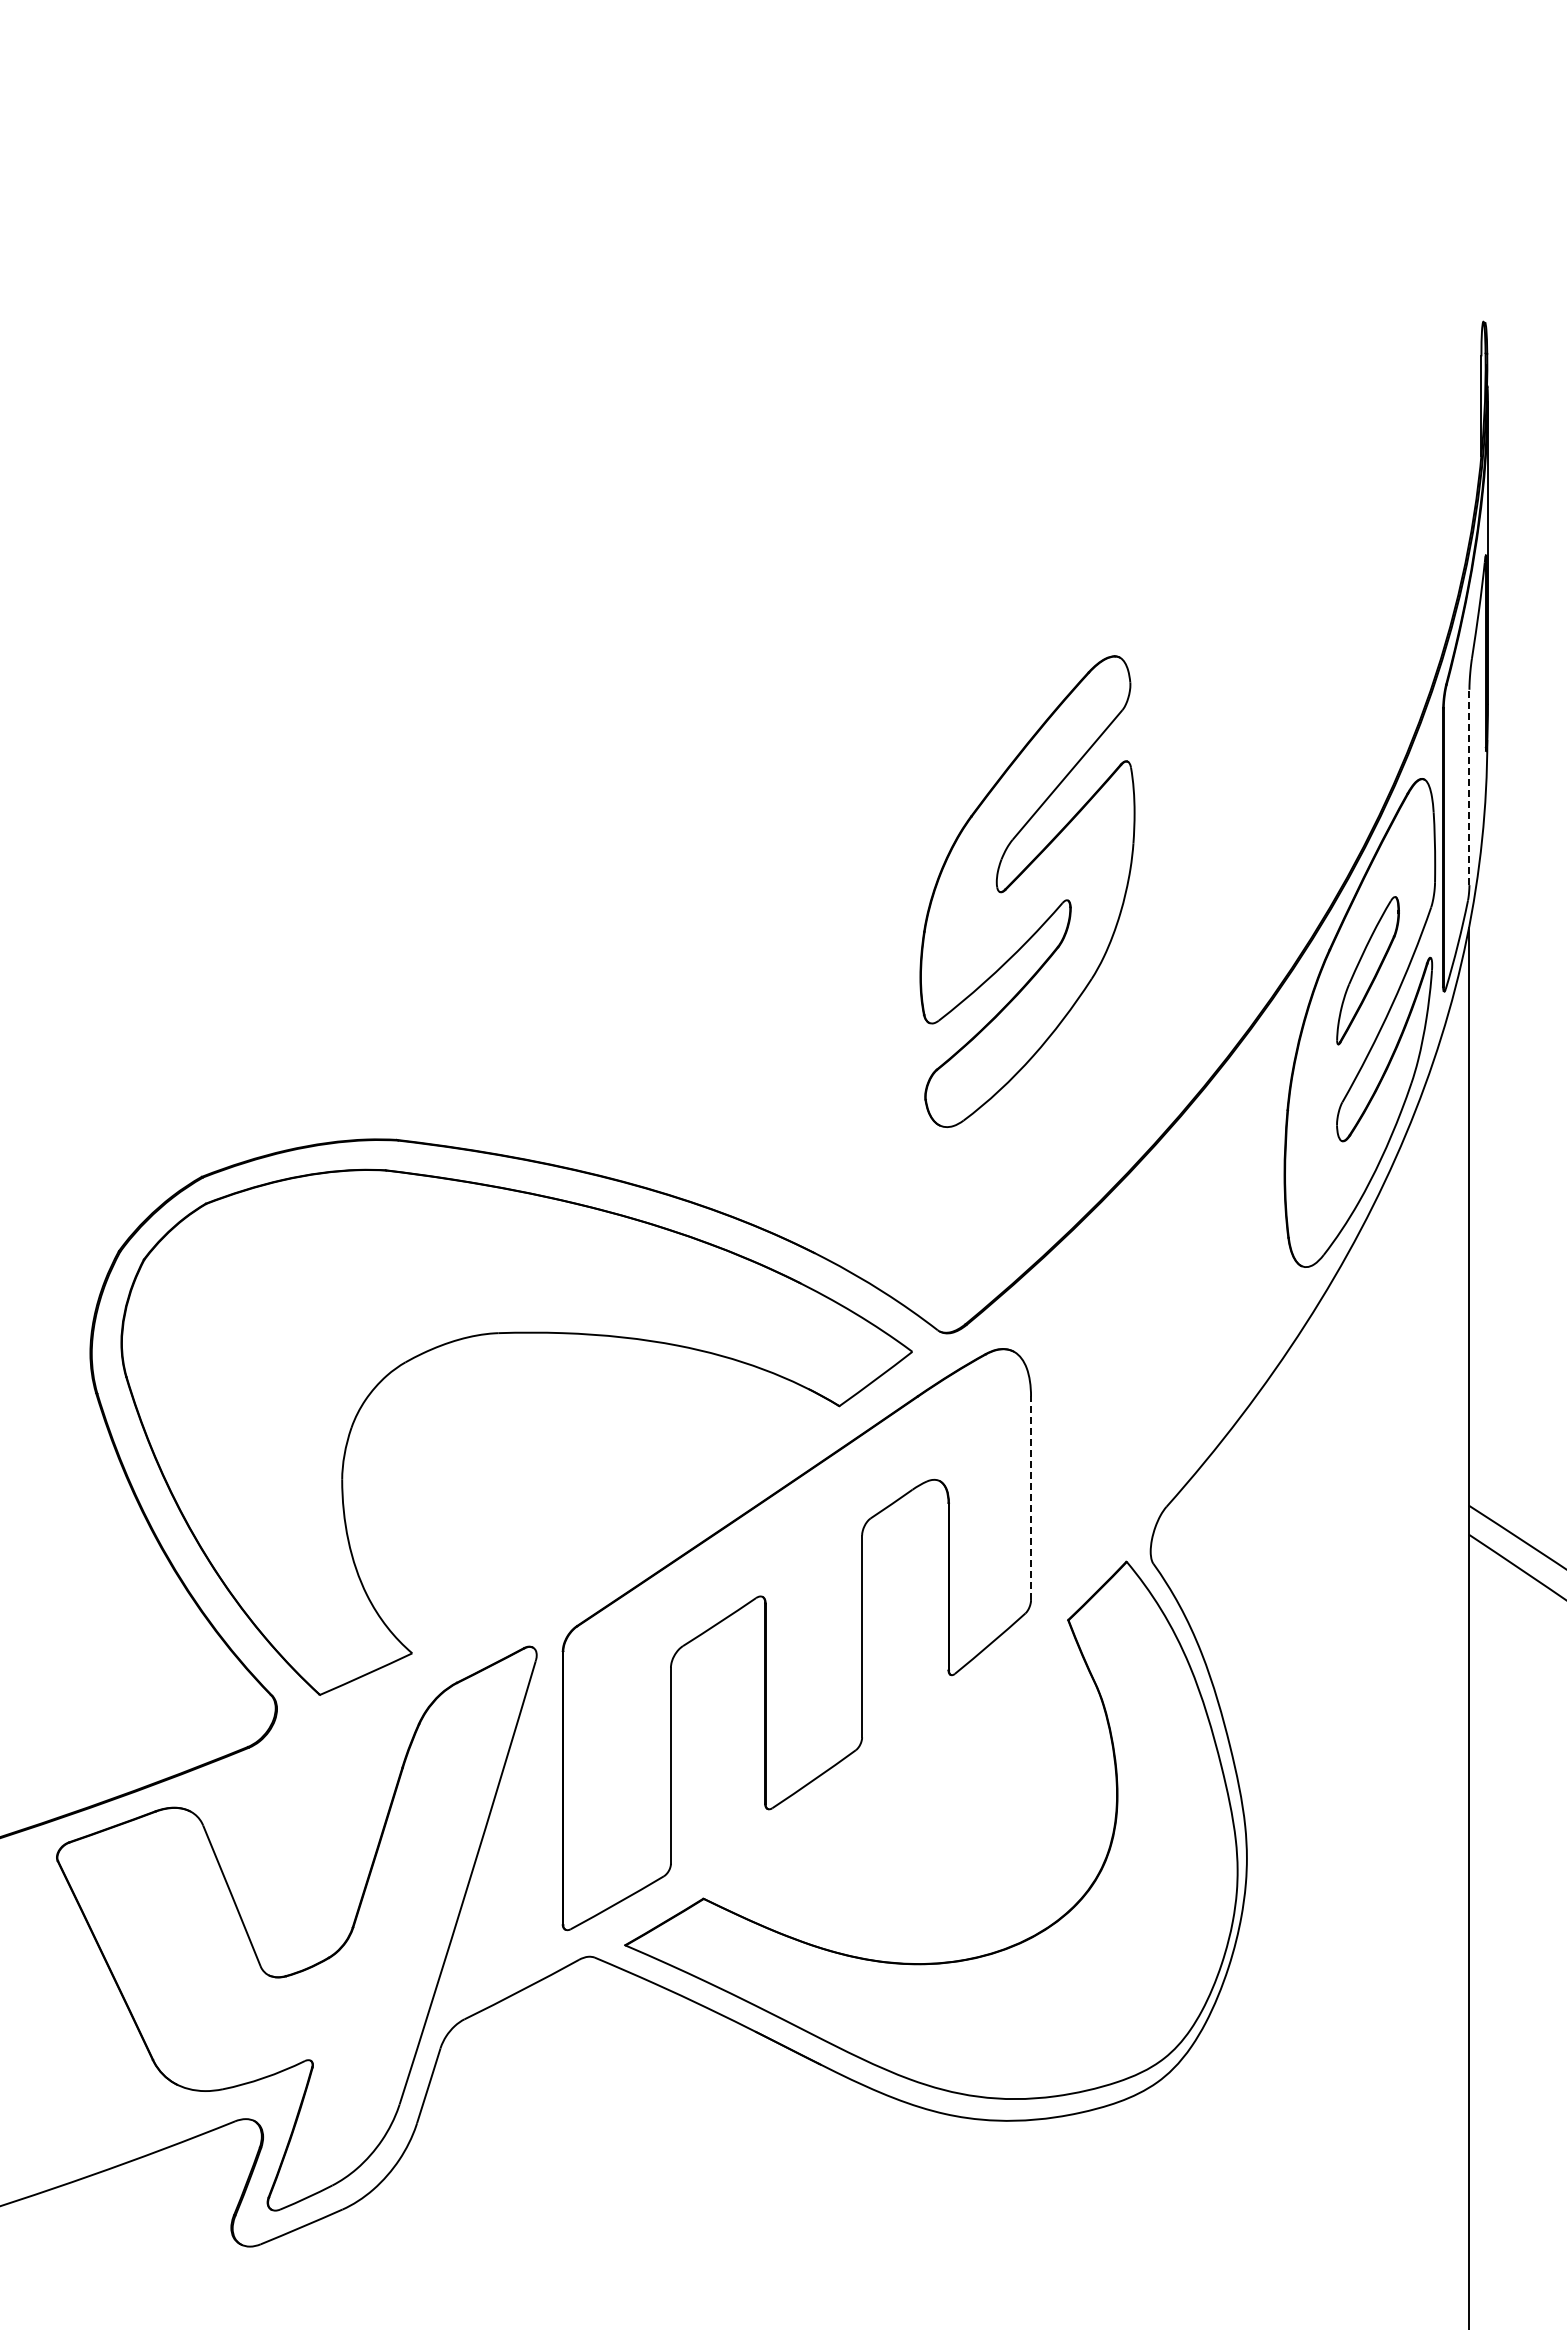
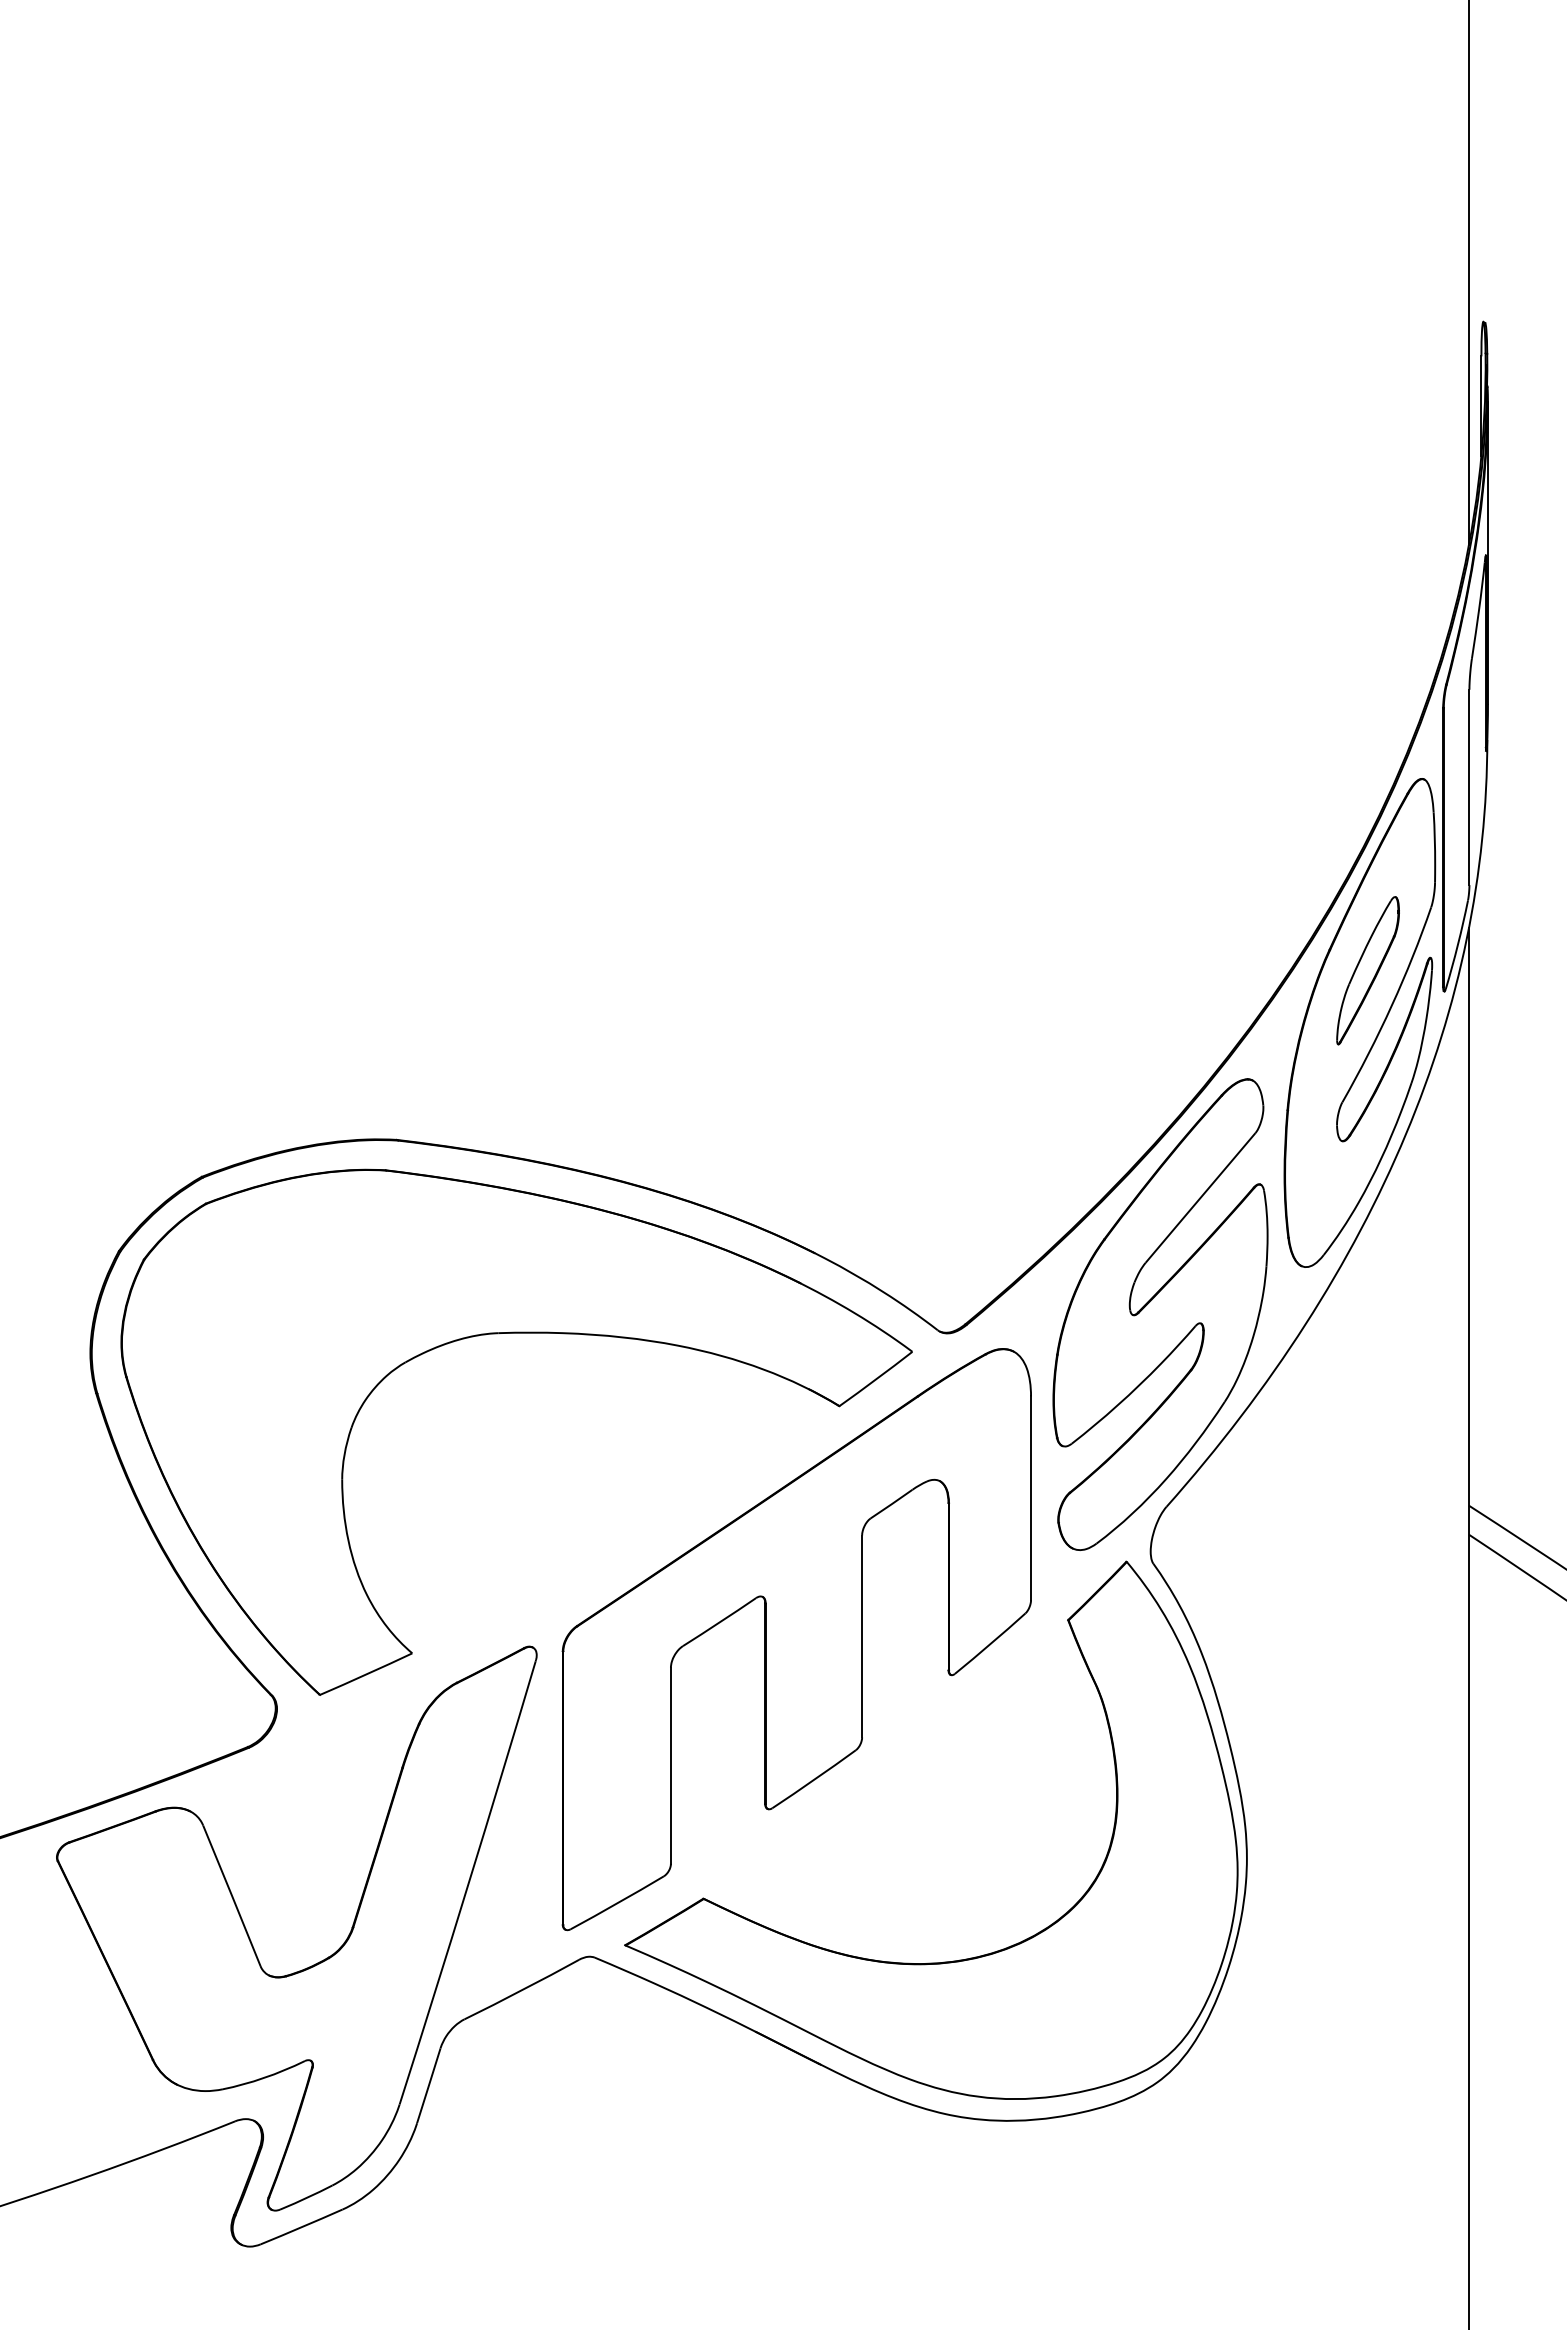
line: none -> present (1469, 273)
line: dashed -> solid (1469, 787)
part position: (1027, 891) -> (1160, 1314) (1160, 1314)
line: dashed -> solid (1031, 1498)
